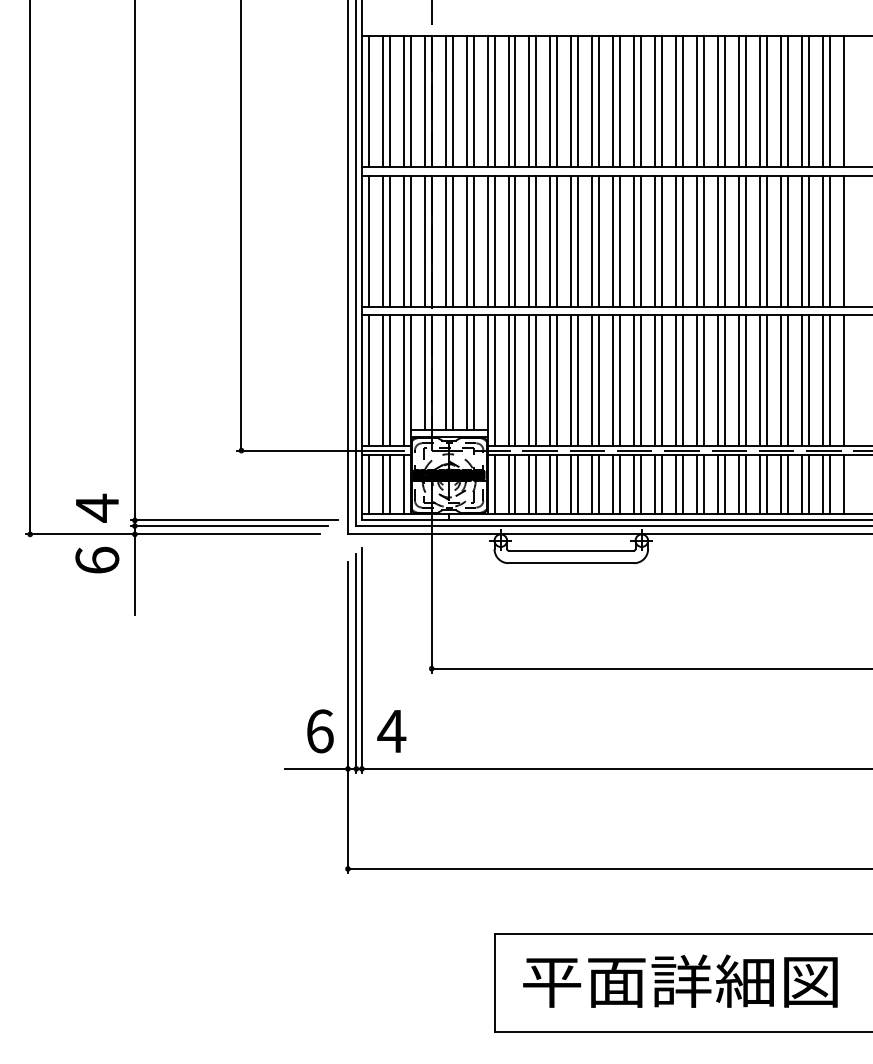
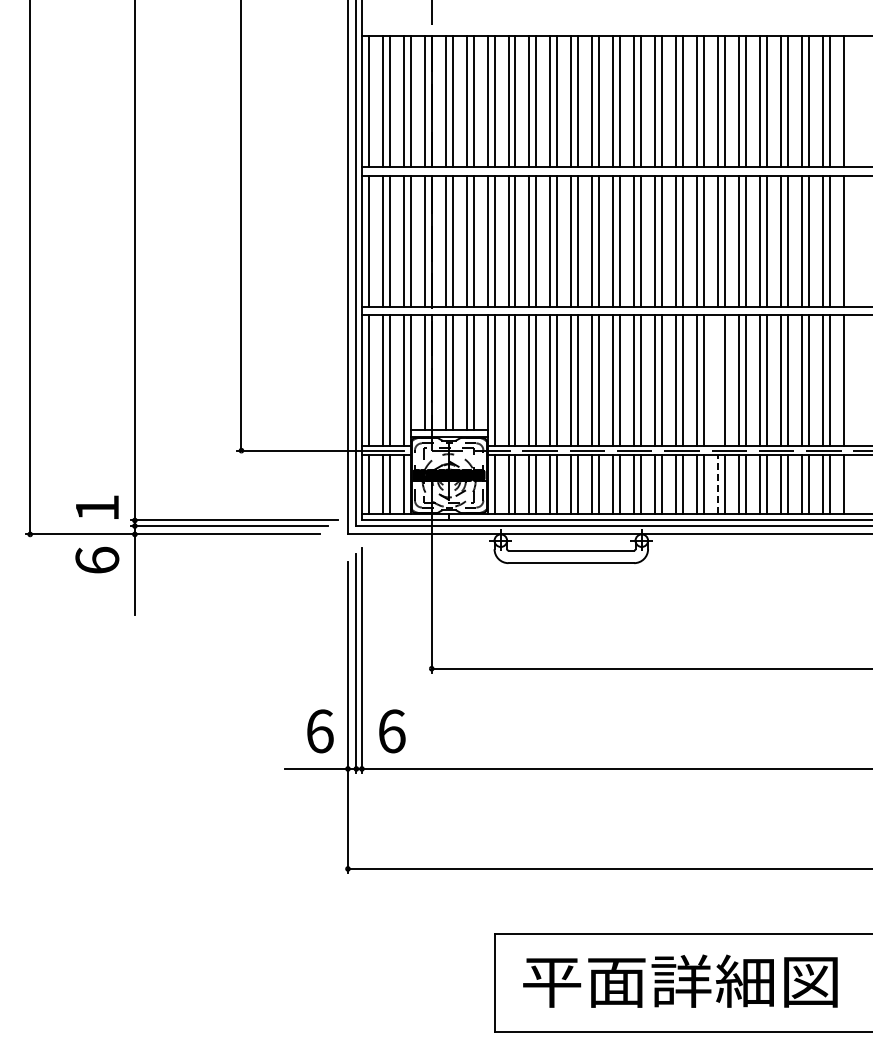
line: present -> none (717, 380)
line: solid -> dashed (717, 484)
text: 4 -> 1 (97, 507)
text: 4 -> 6 (391, 731)
